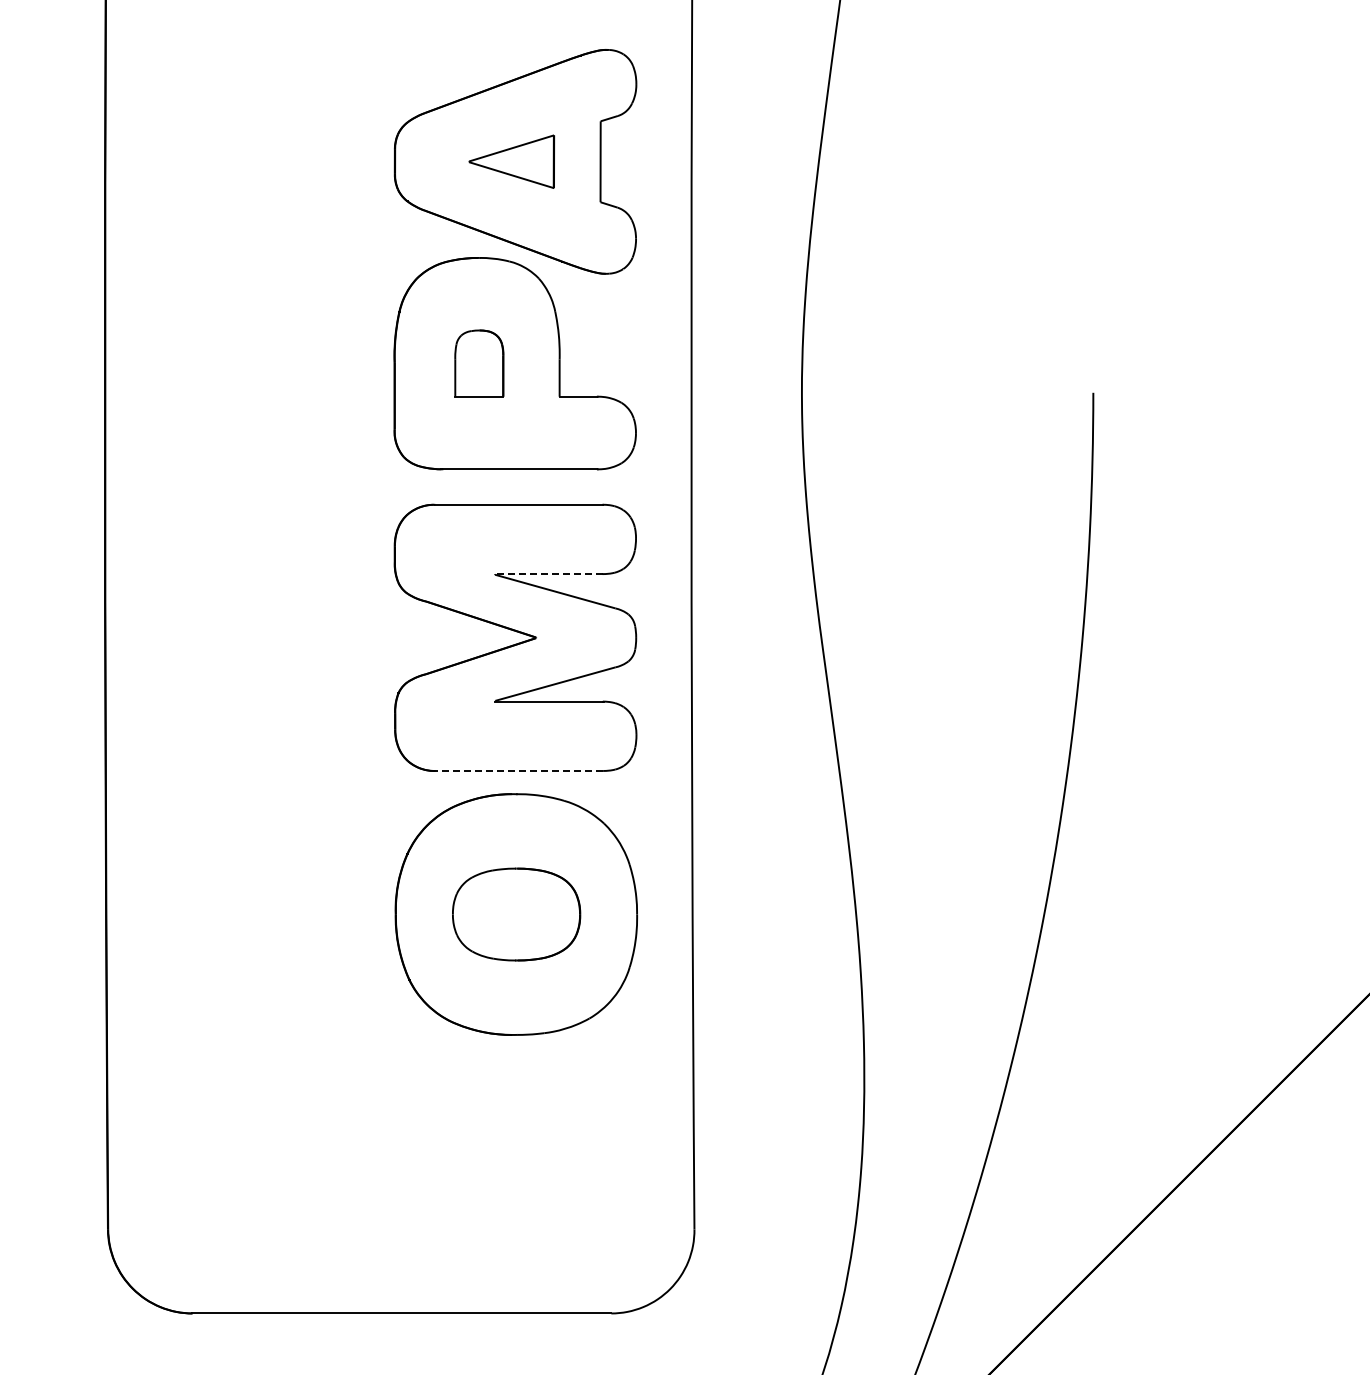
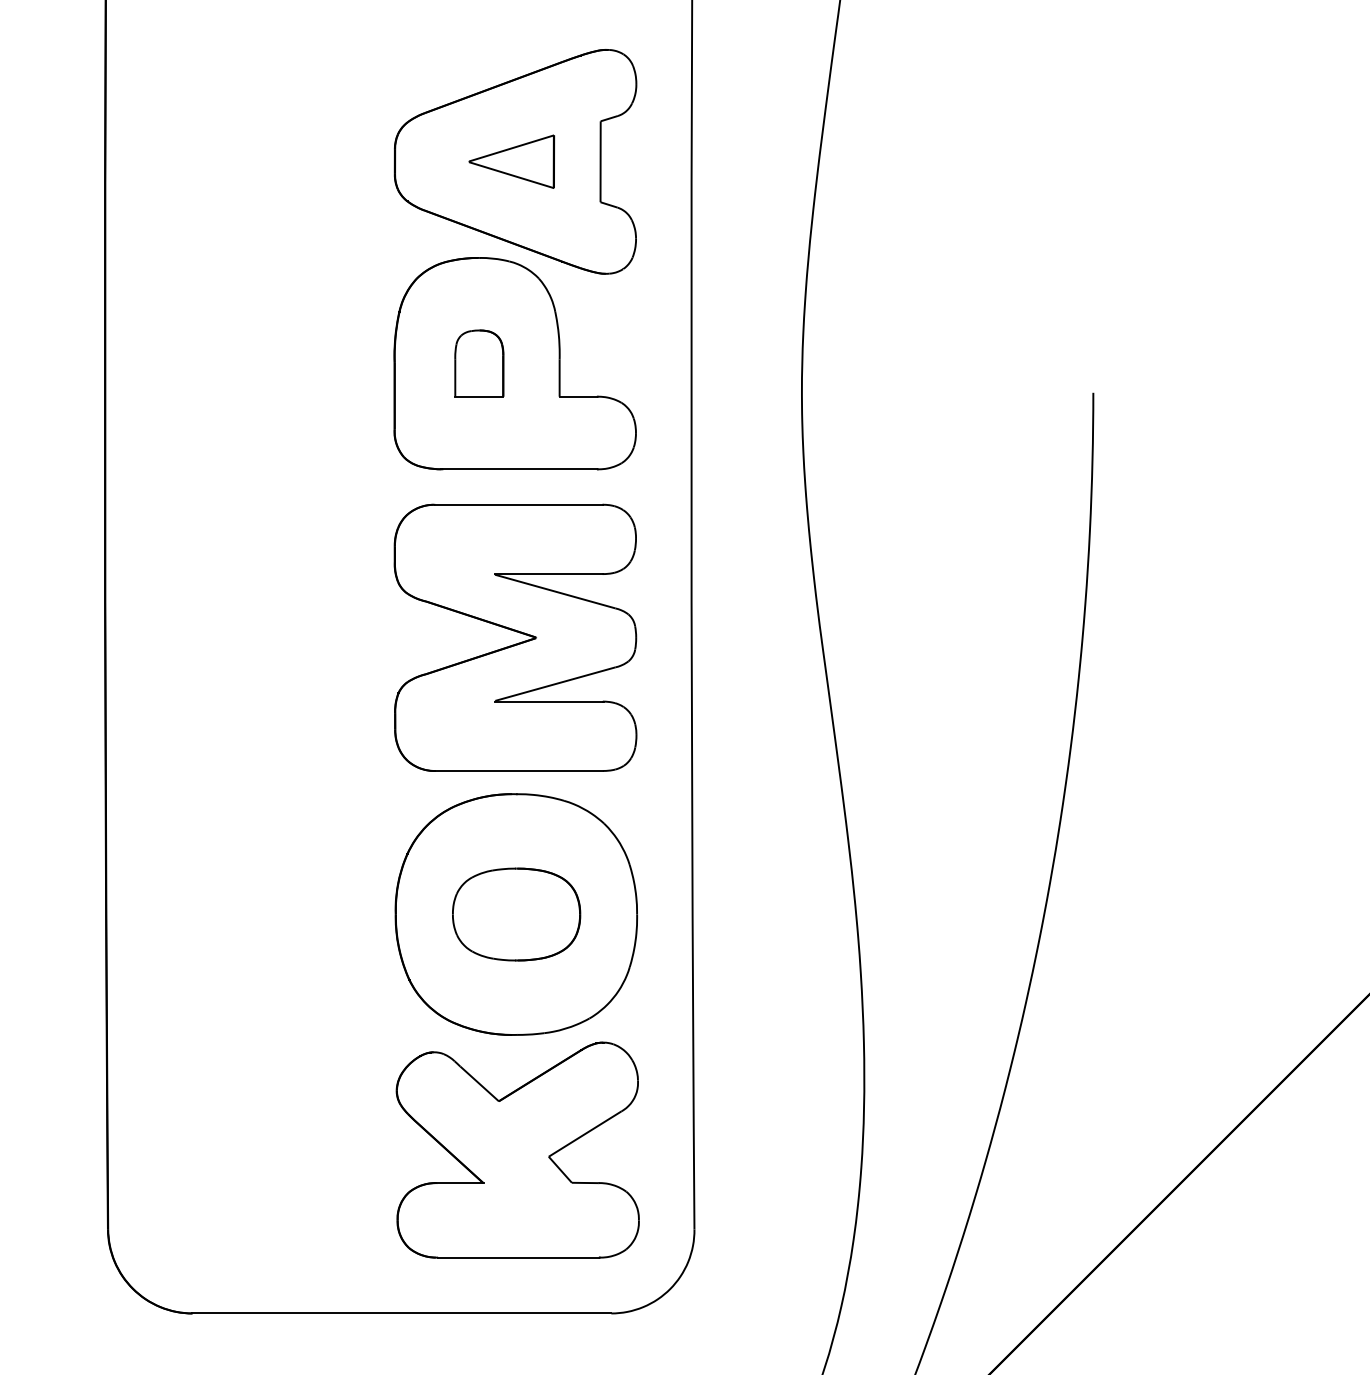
line: dashed -> solid (548, 574)
line: dashed -> solid (519, 770)
part: none -> present (517, 1149)
